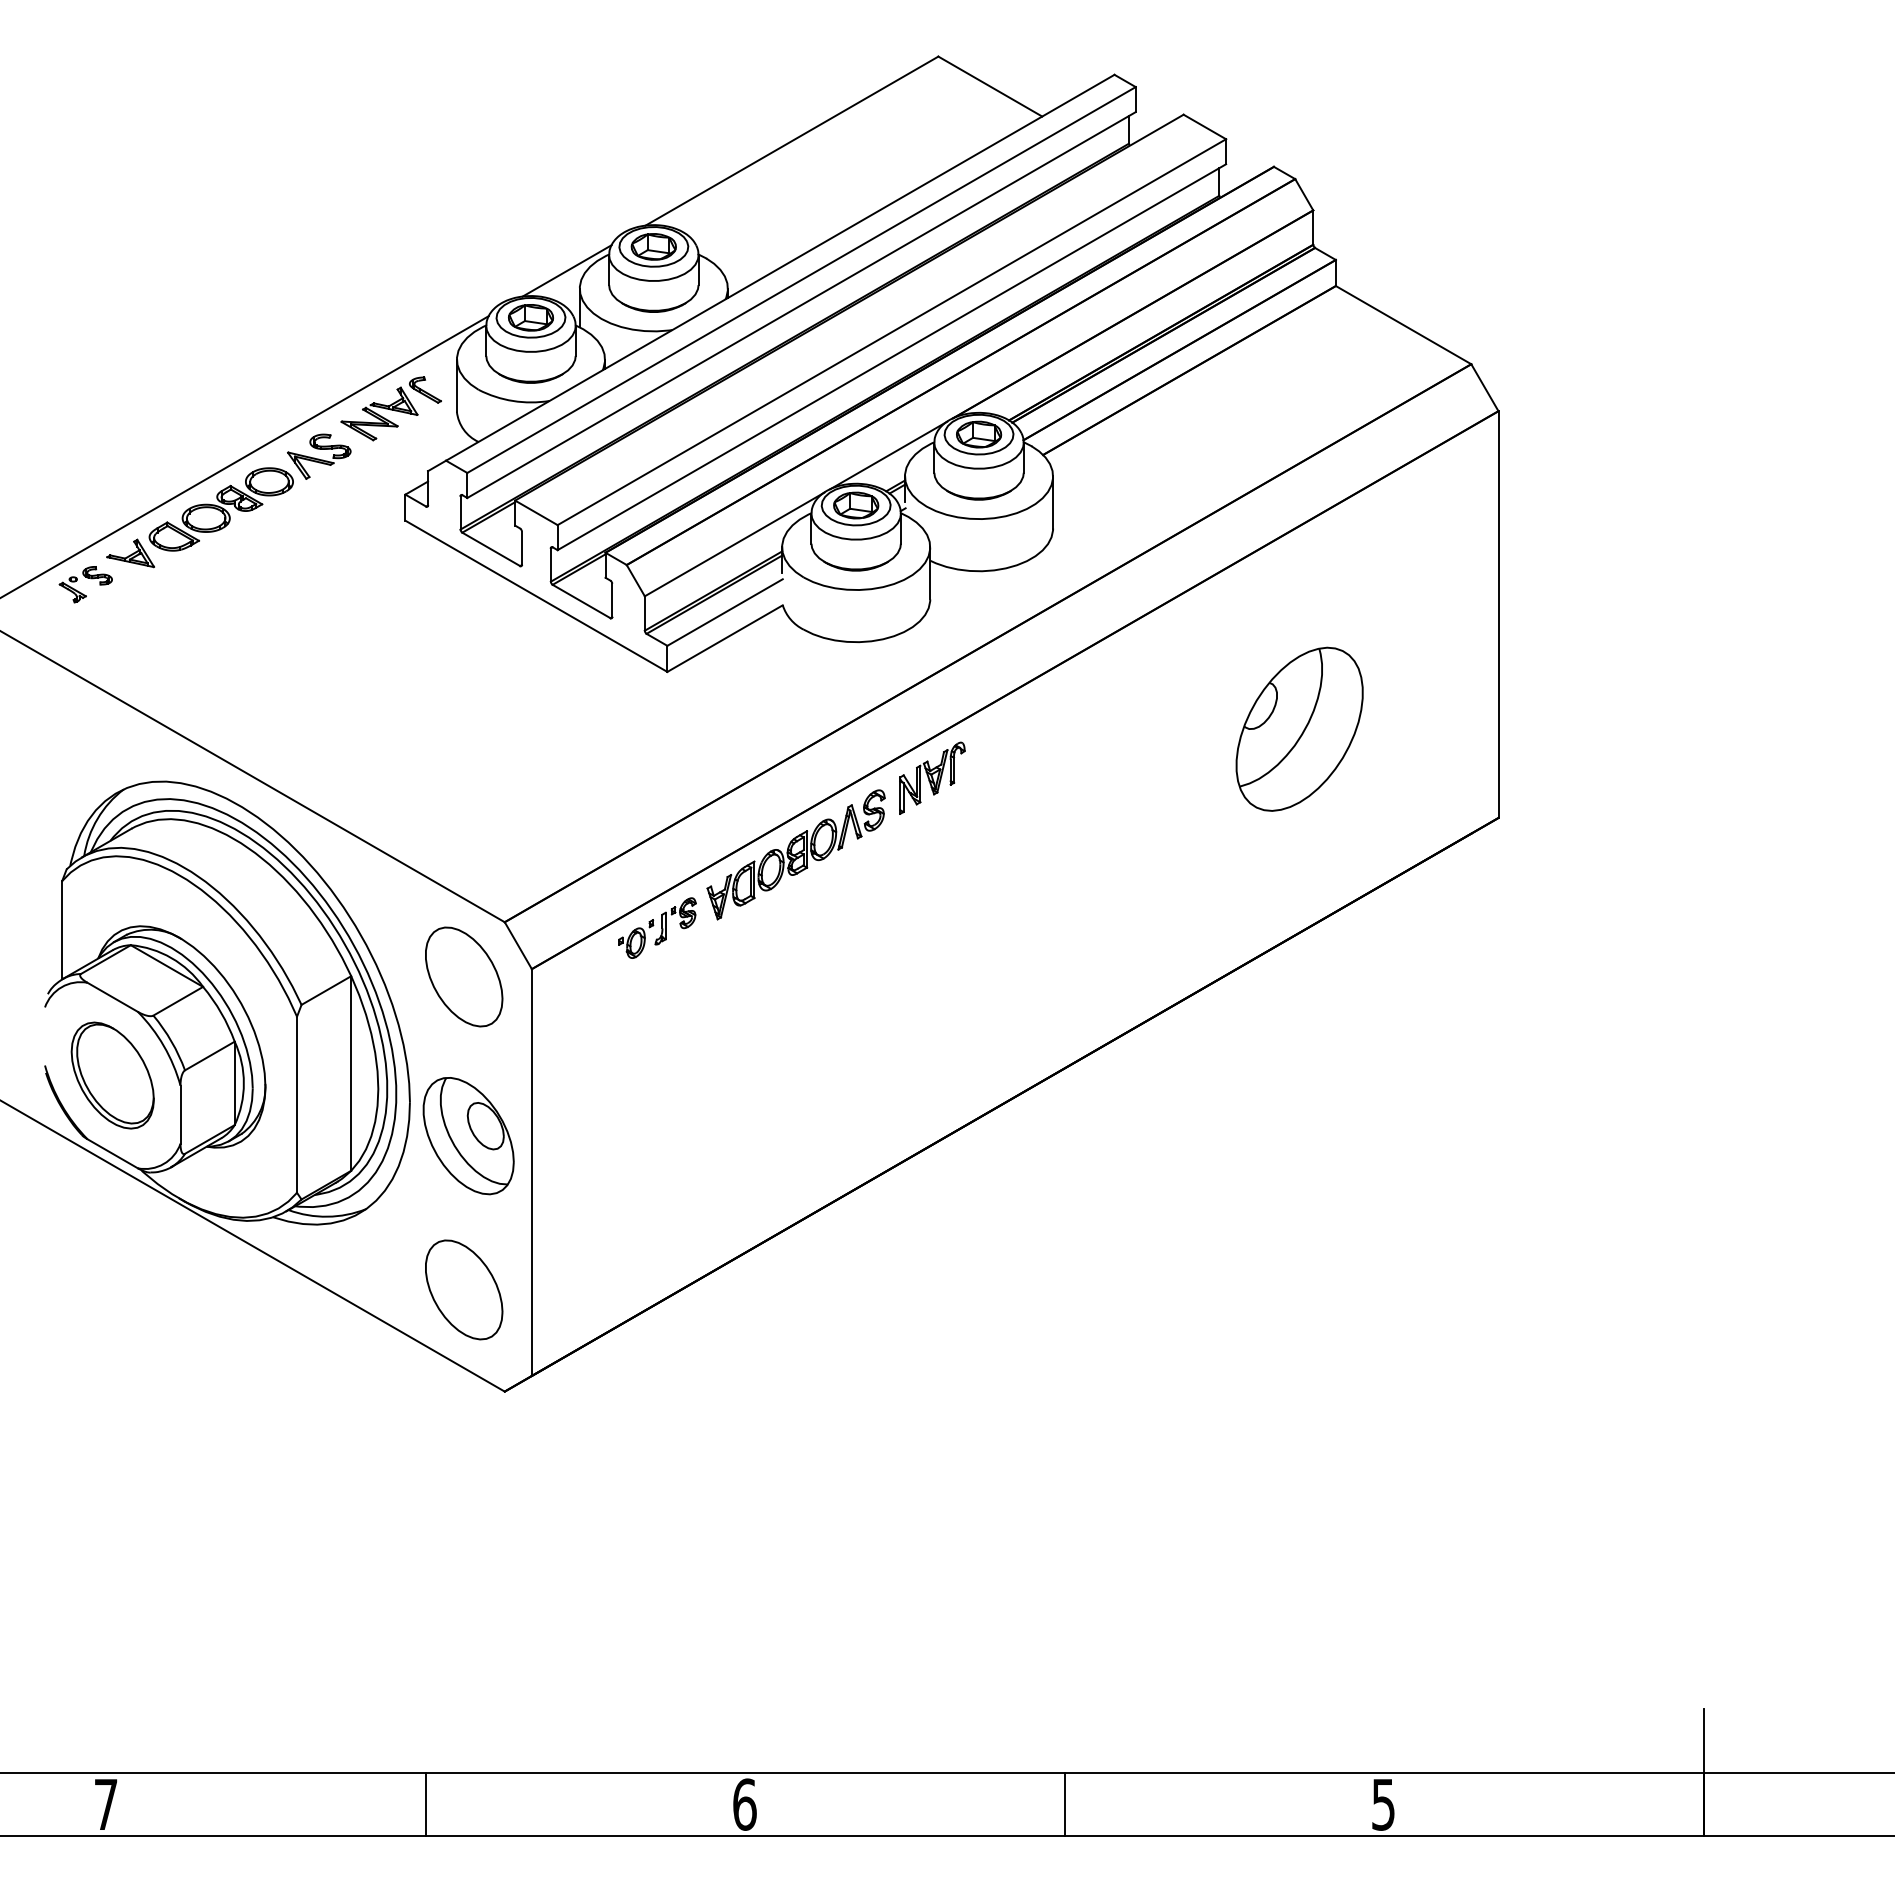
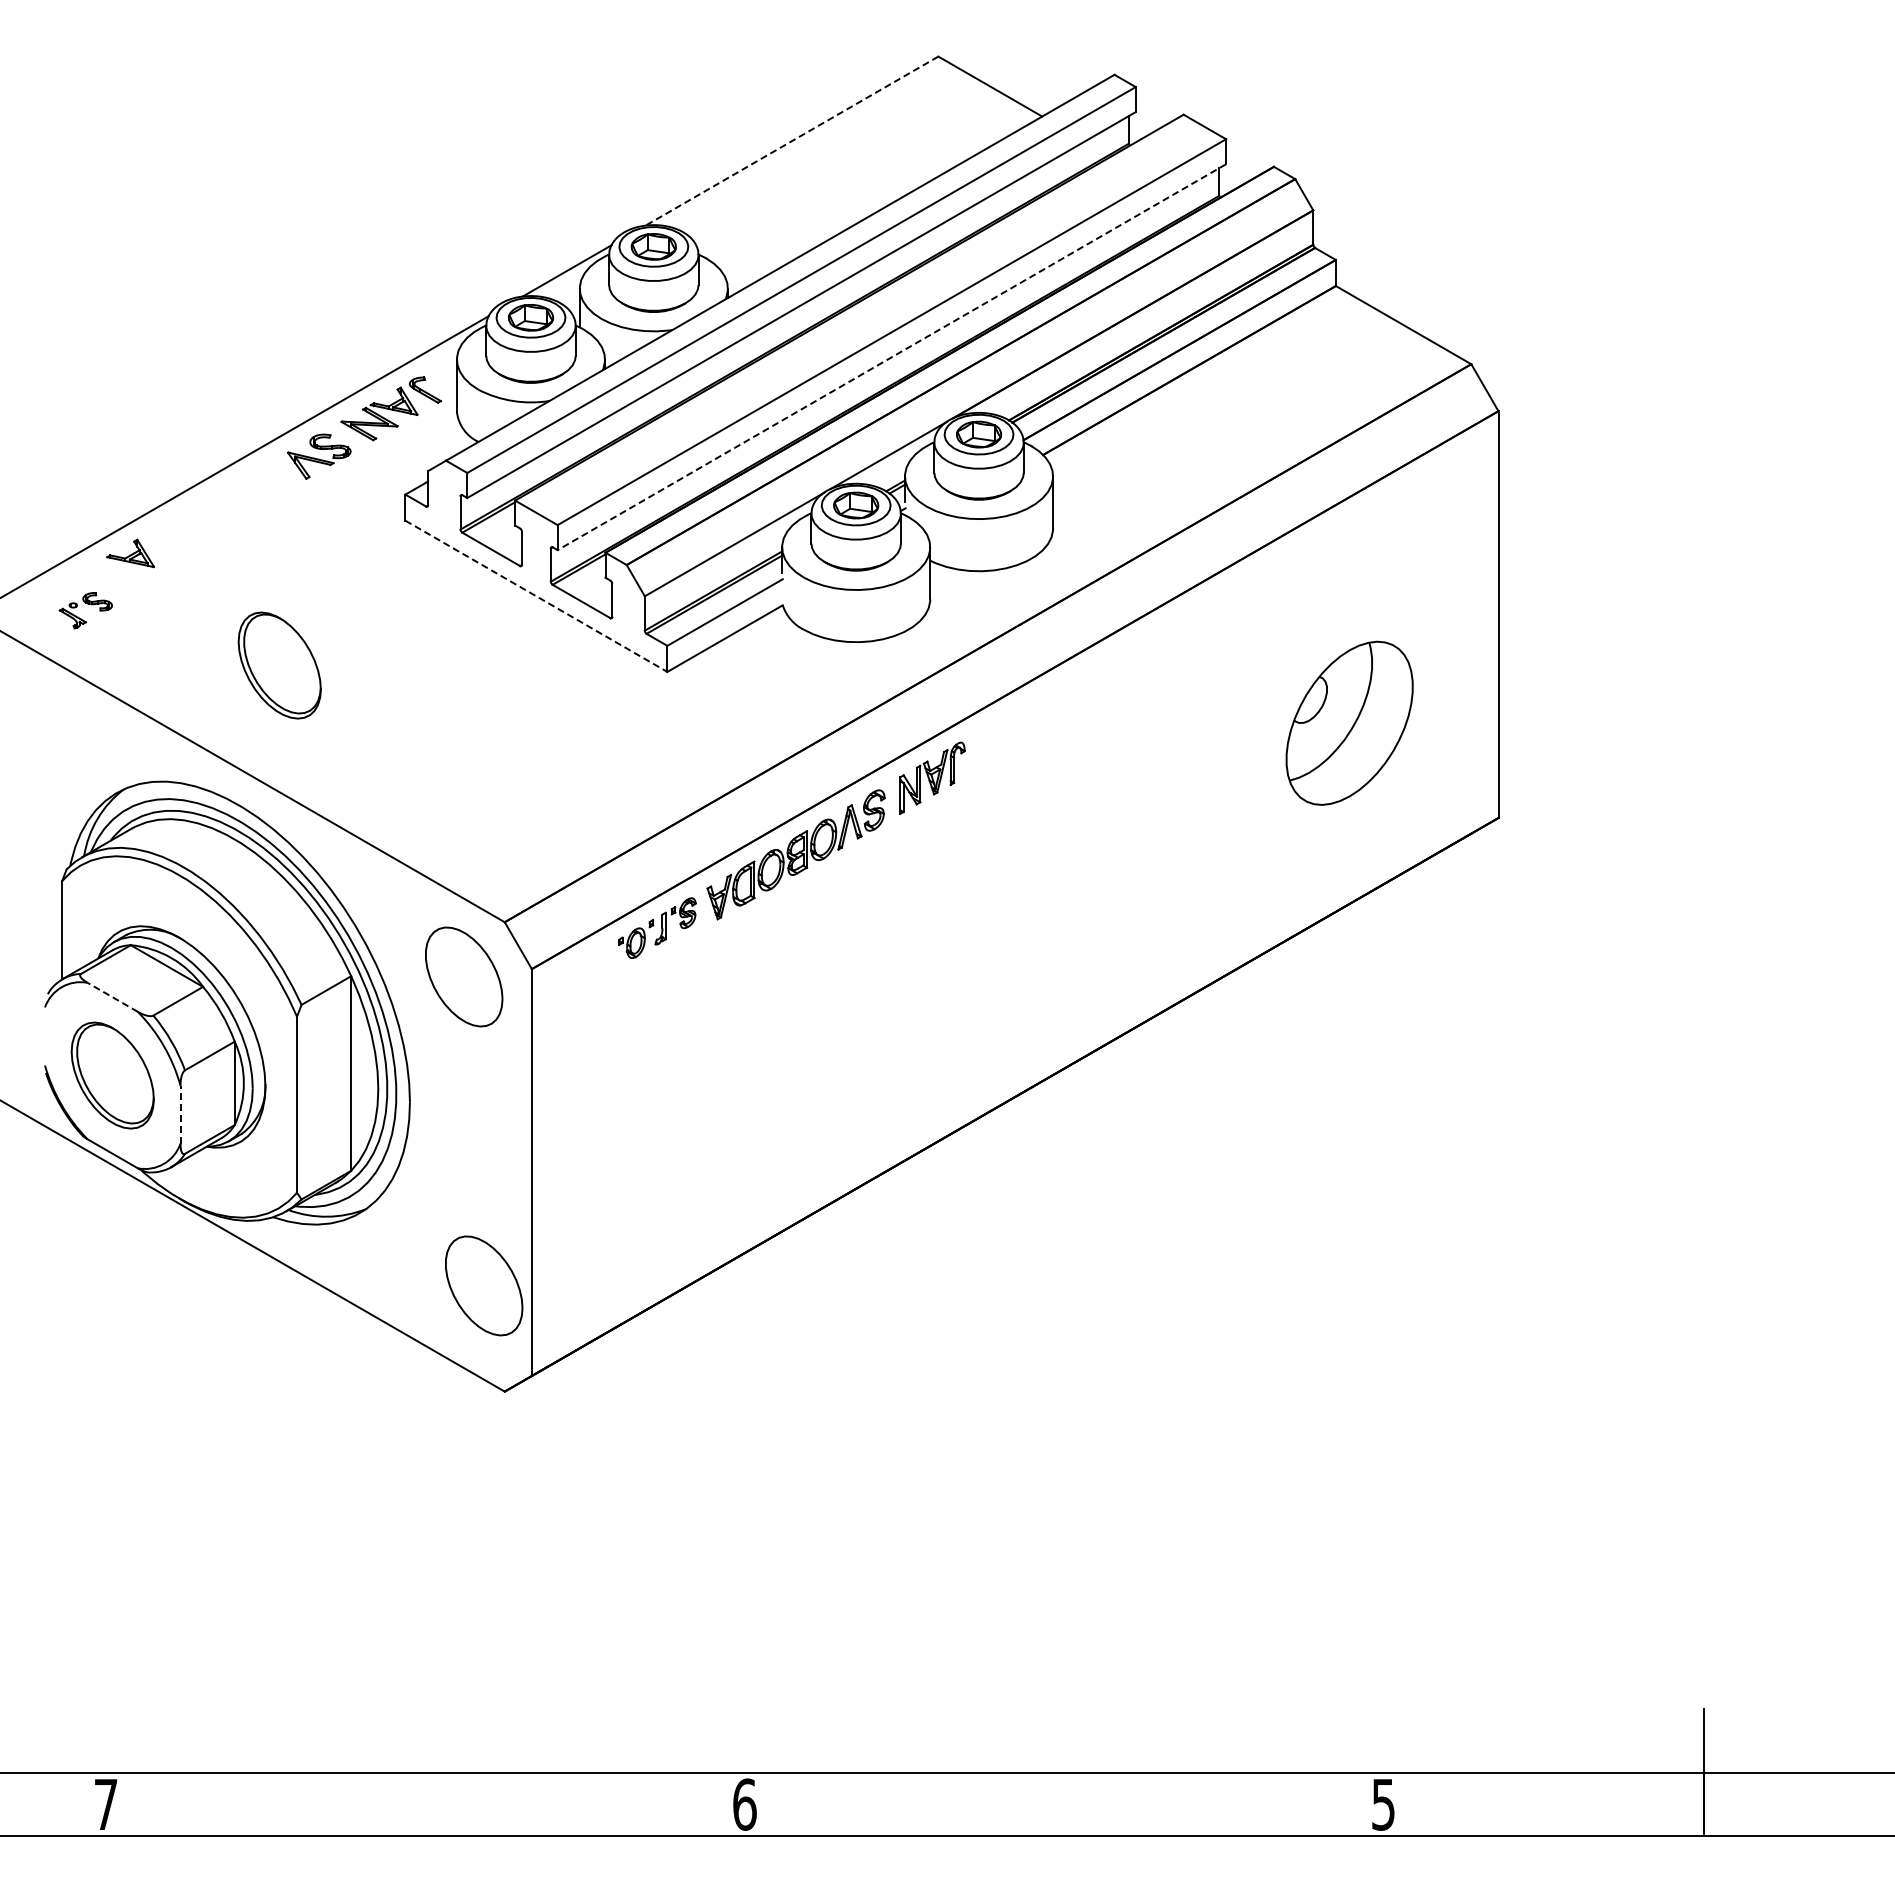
line: solid -> dashed (791, 141)
line: solid -> dashed (891, 357)
part: present -> none (220, 509)
part position: (87, 578) -> (87, 604) (87, 604)
line: solid -> dashed (536, 596)
part: none -> present (279, 665)
part position: (1299, 728) -> (1349, 722) (1349, 722)
line: solid -> dashed (112, 997)
line: solid -> dashed (180, 1114)
part: present -> none (468, 1136)
part position: (464, 1289) -> (484, 1285) (484, 1285)
line: present -> none (426, 1804)
line: present -> none (1064, 1804)
